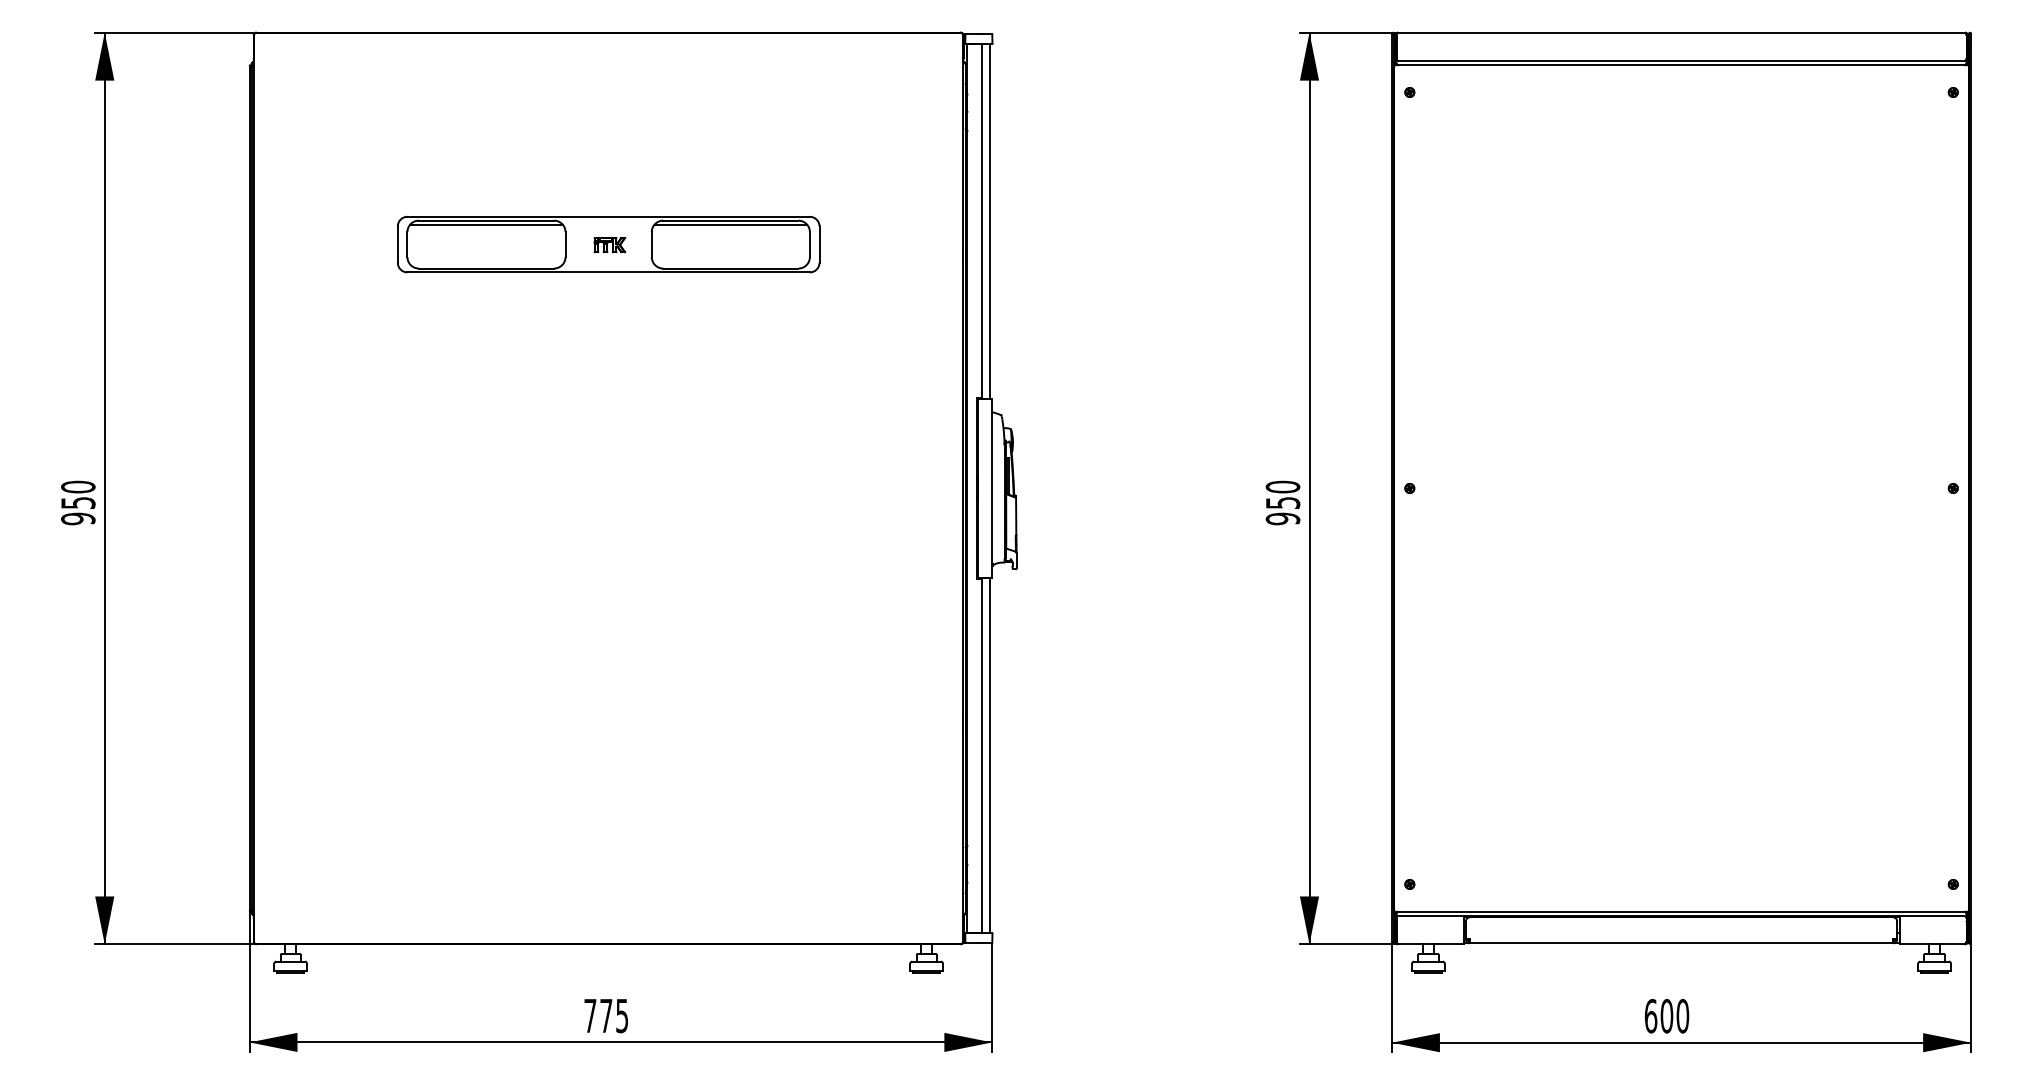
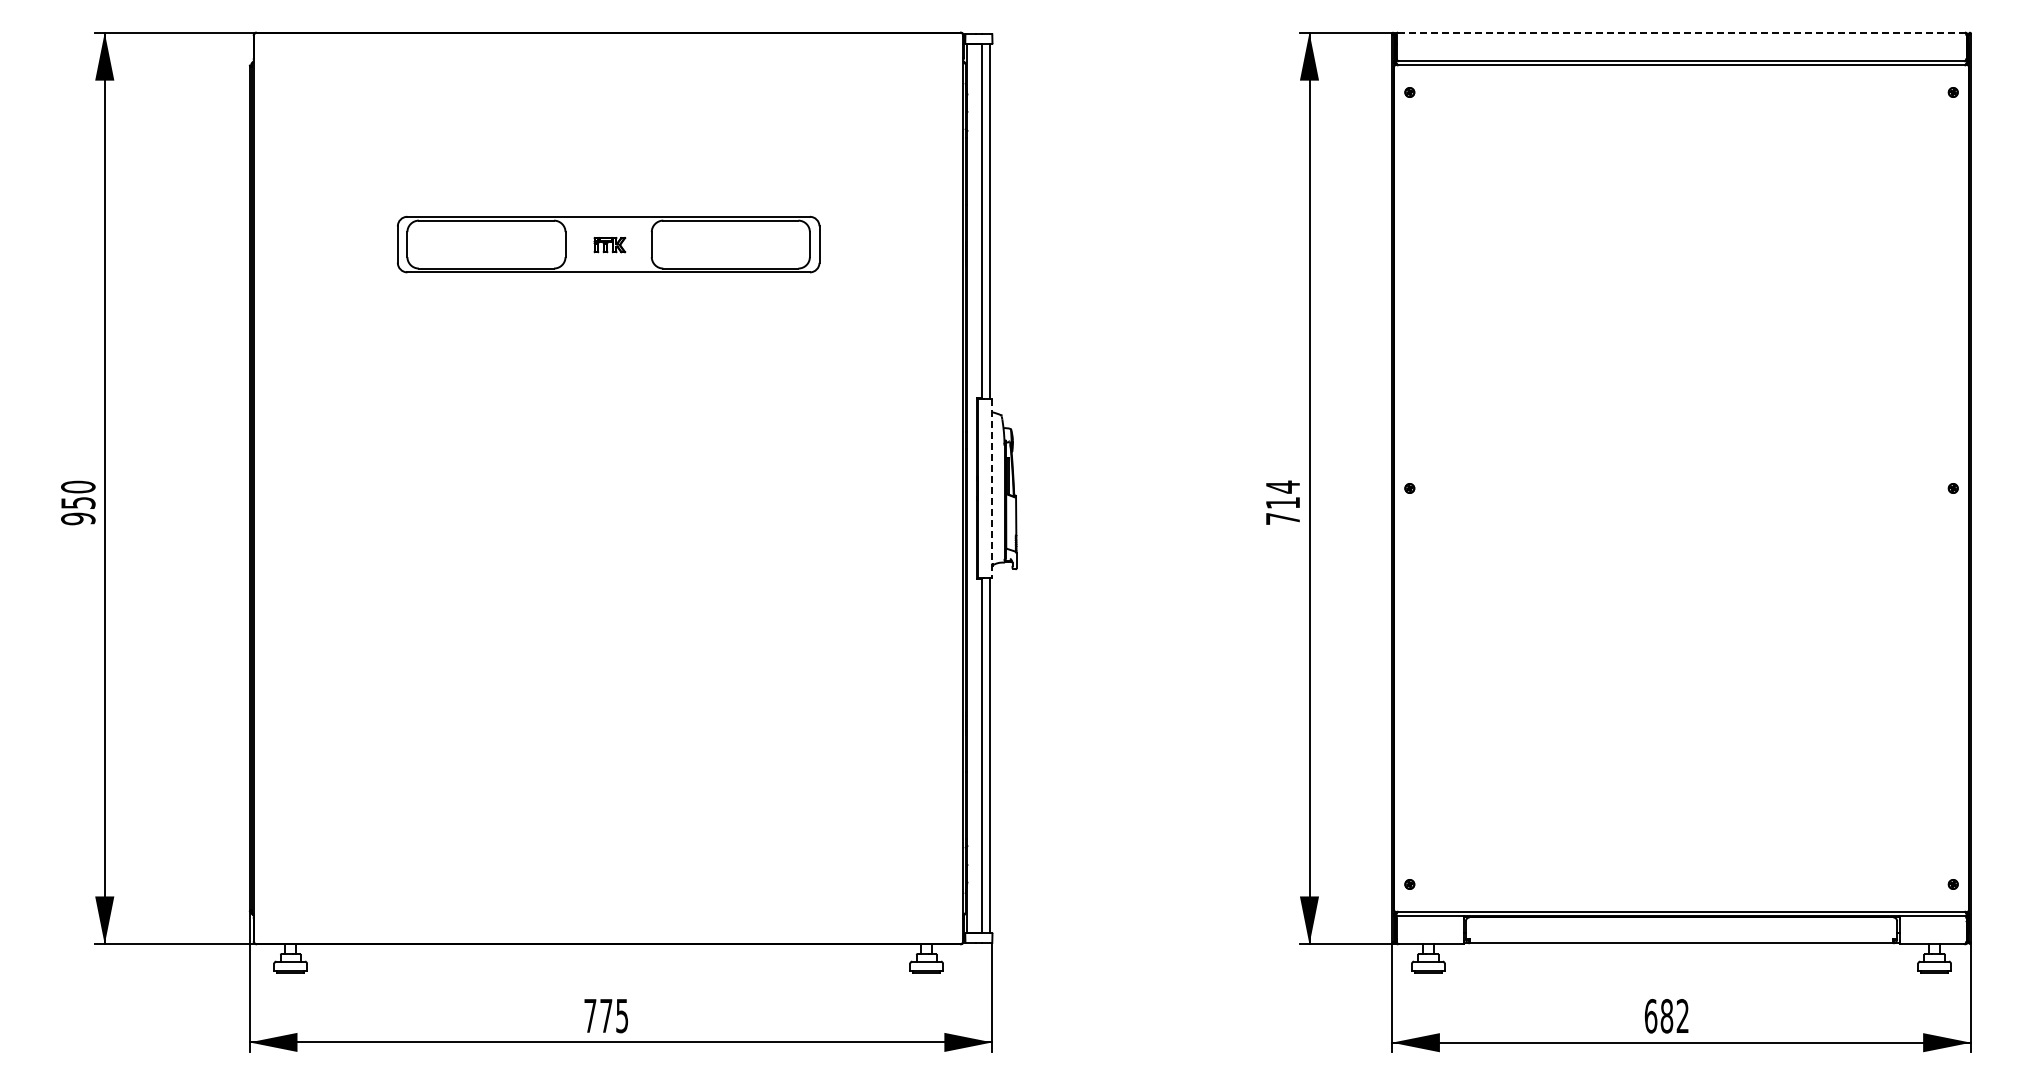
line: solid -> dashed (1681, 32)
line: present -> none (486, 224)
line: present -> none (730, 224)
line: solid -> dashed (992, 488)
text: 950 -> 714 (1282, 502)
text: 600 -> 682 (1674, 1016)
